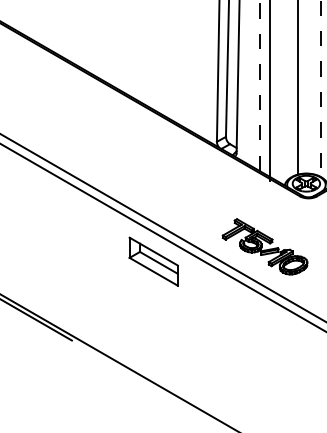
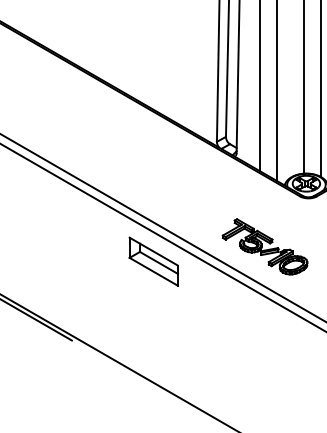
line: dashed -> solid (259, 85)
line position: (298, 87) -> (304, 87) (304, 87)
line: dashed -> solid (321, 89)
line position: (269, 91) -> (276, 91) (276, 91)
